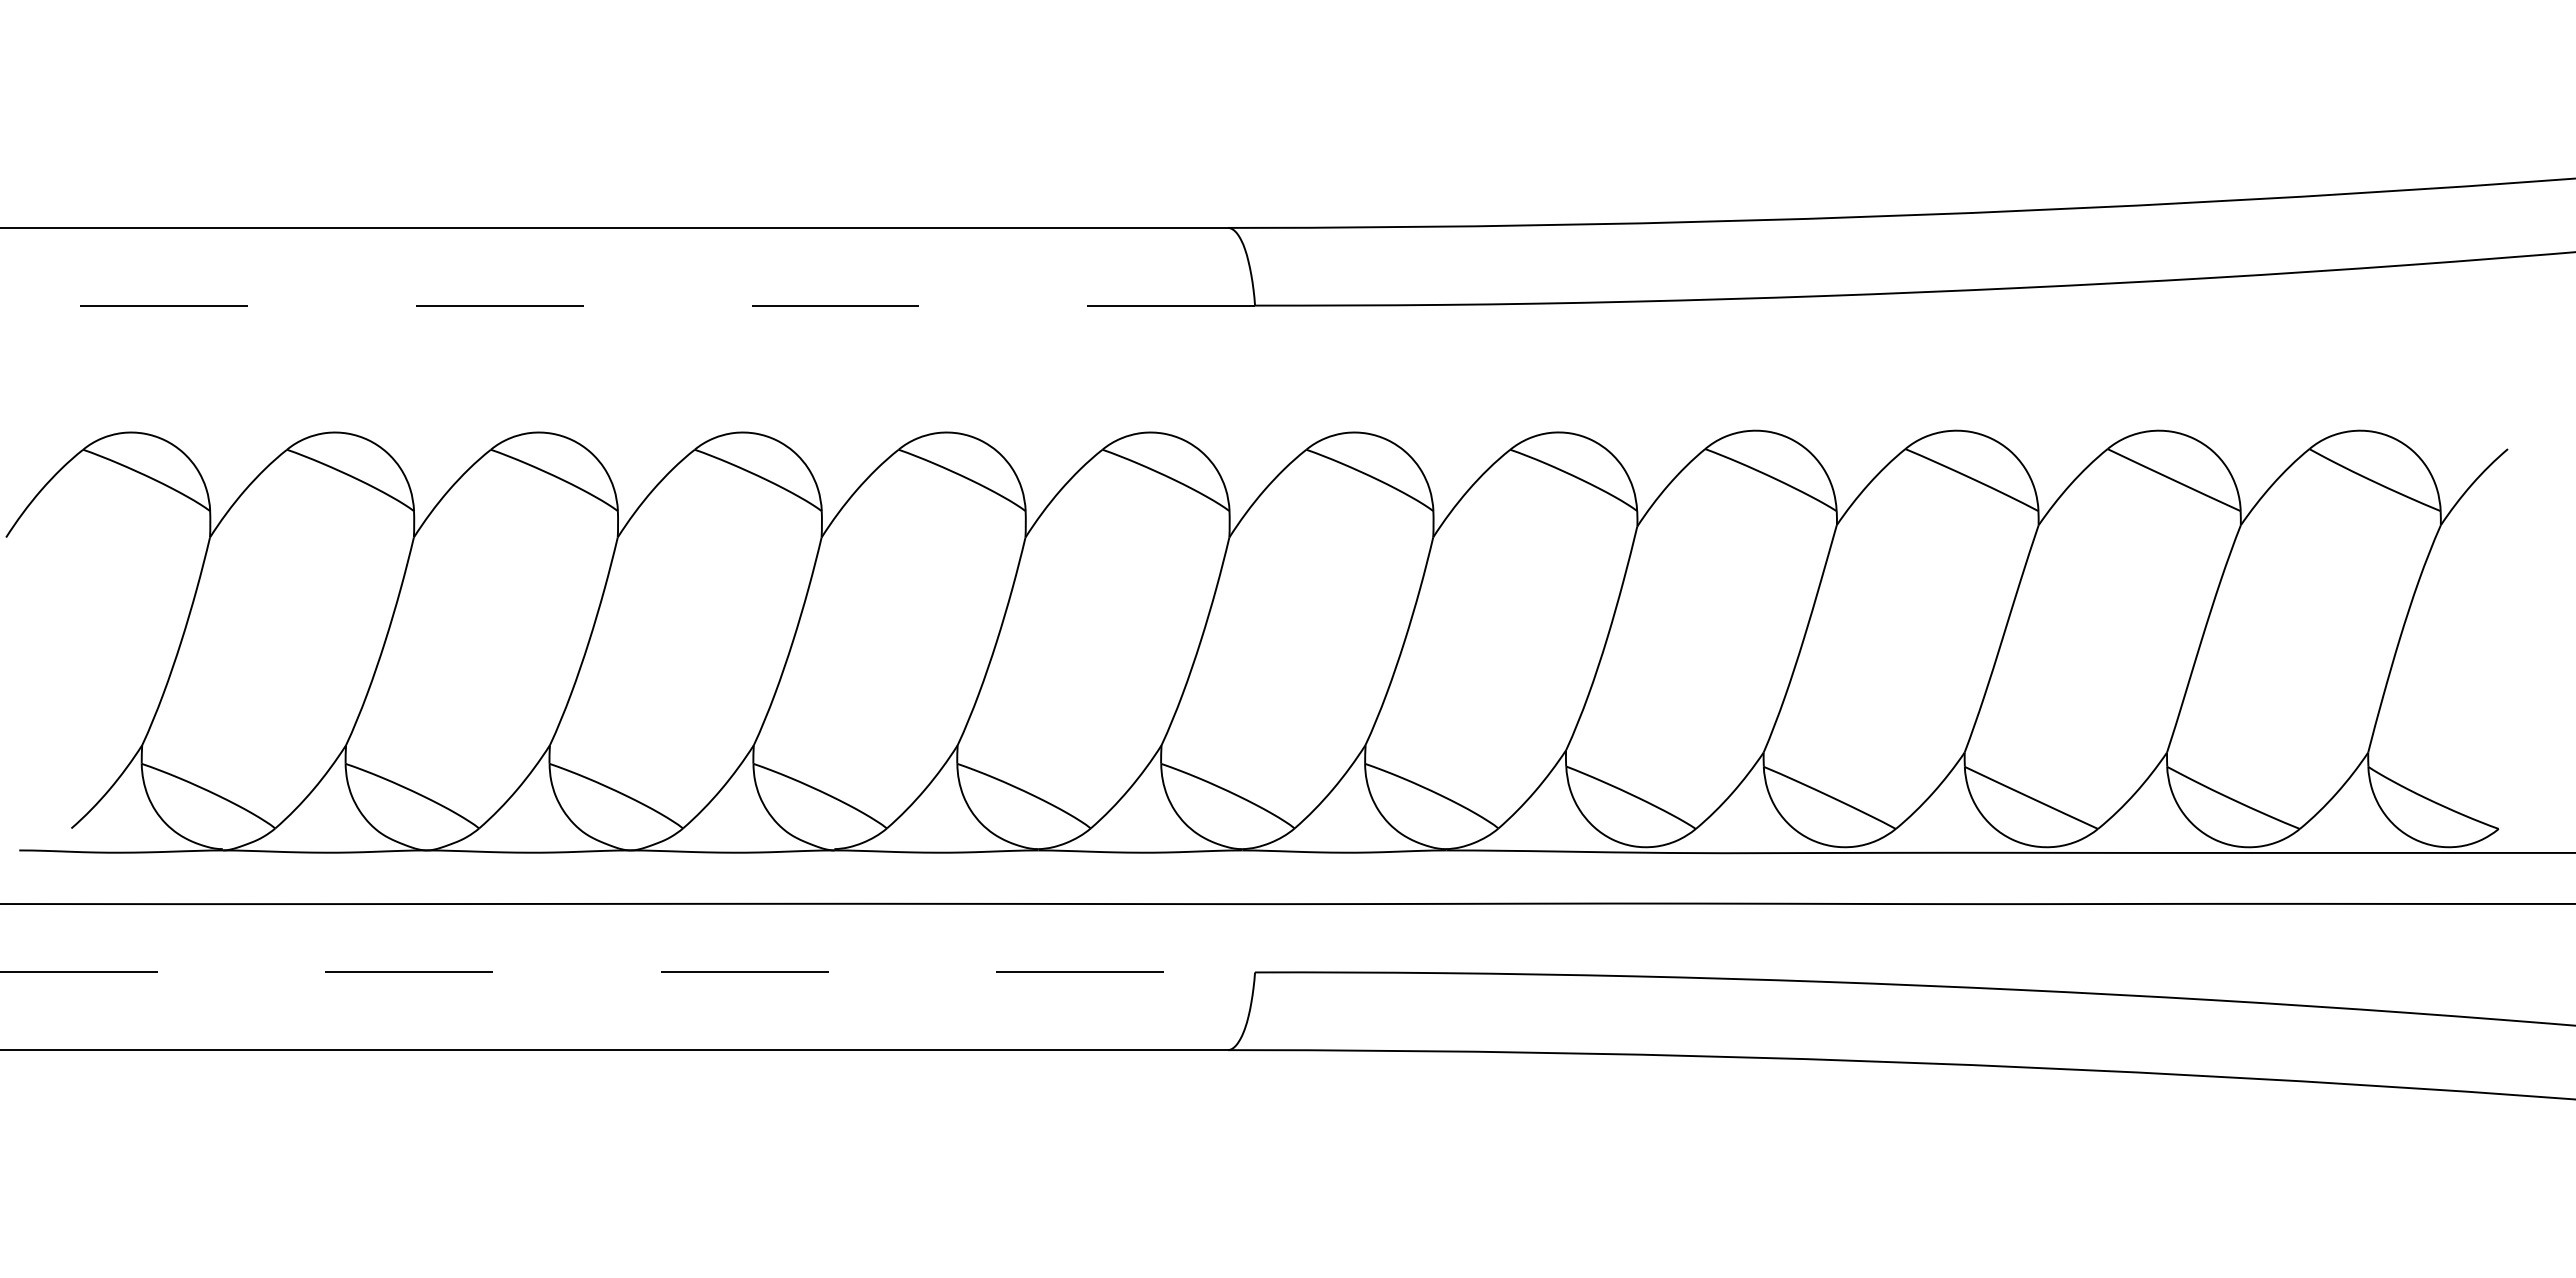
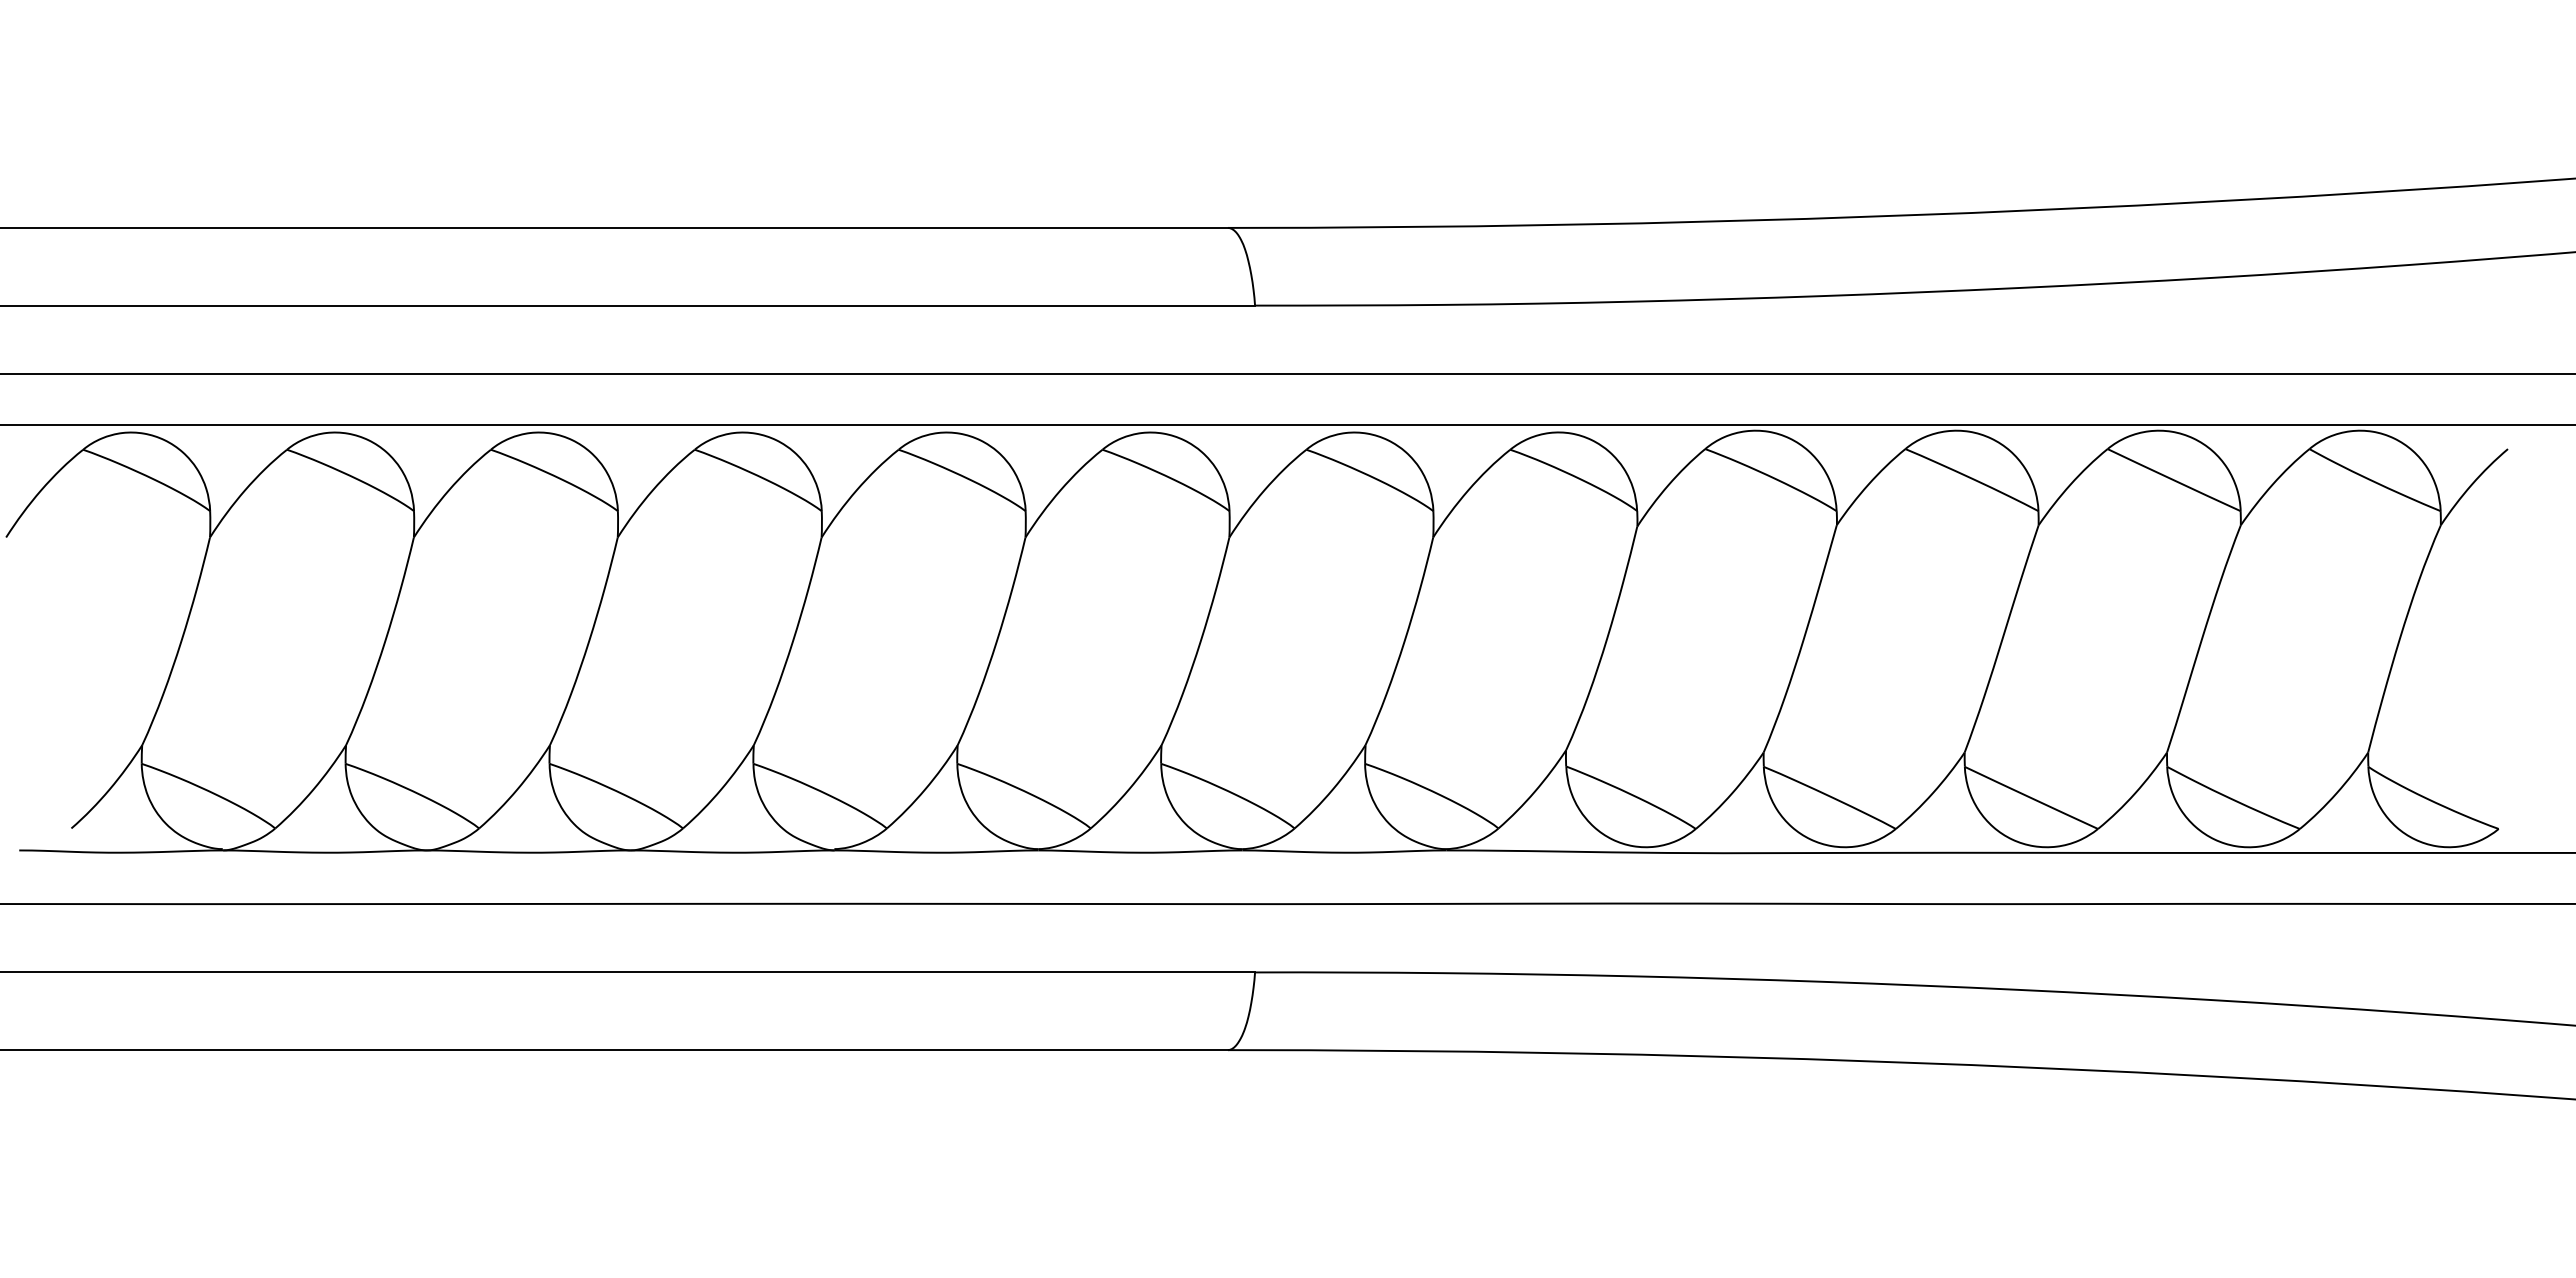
line: dashed -> solid (627, 305)
line: none -> present (1287, 374)
line: none -> present (1287, 425)
line: dashed -> solid (628, 972)
